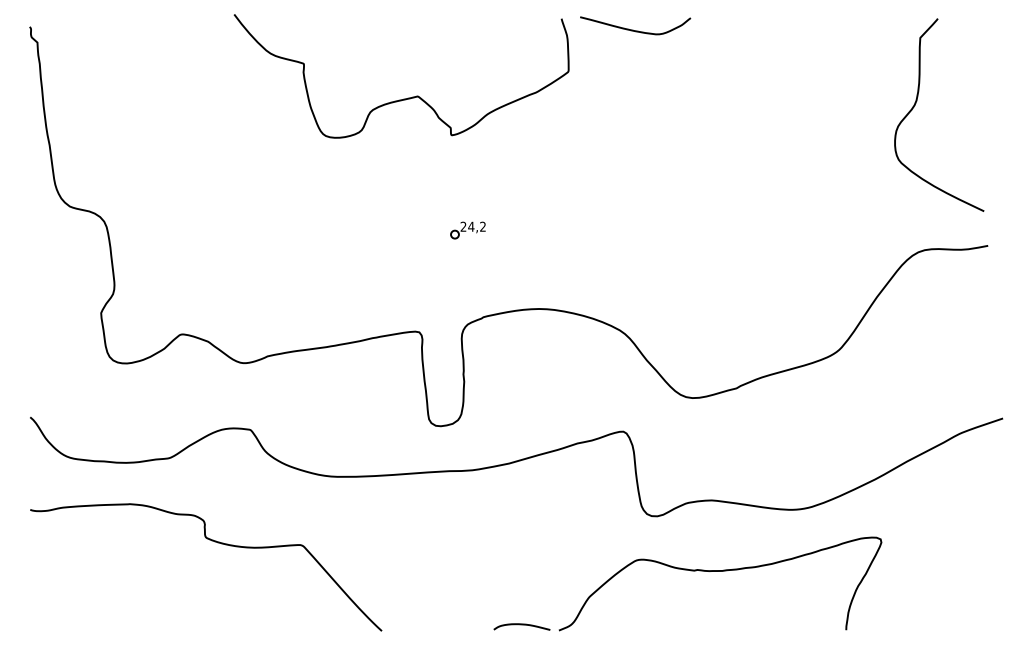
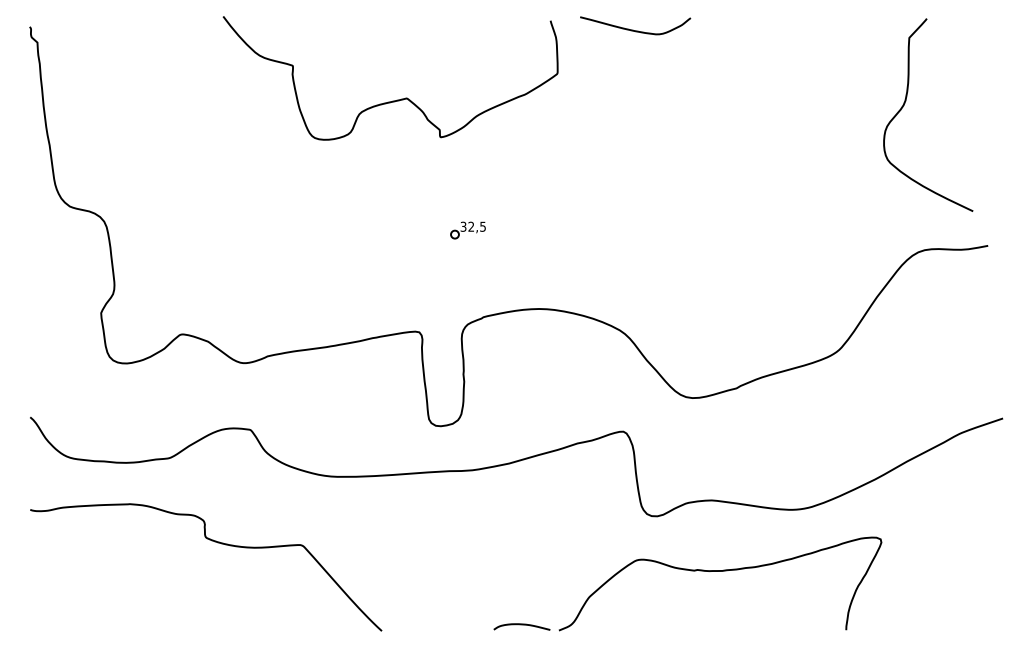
curve position: (403, 98) -> (392, 100) (392, 100)
curve position: (916, 103) -> (905, 103) (905, 103)
text: 24,2 -> 32,5 (472, 226)
